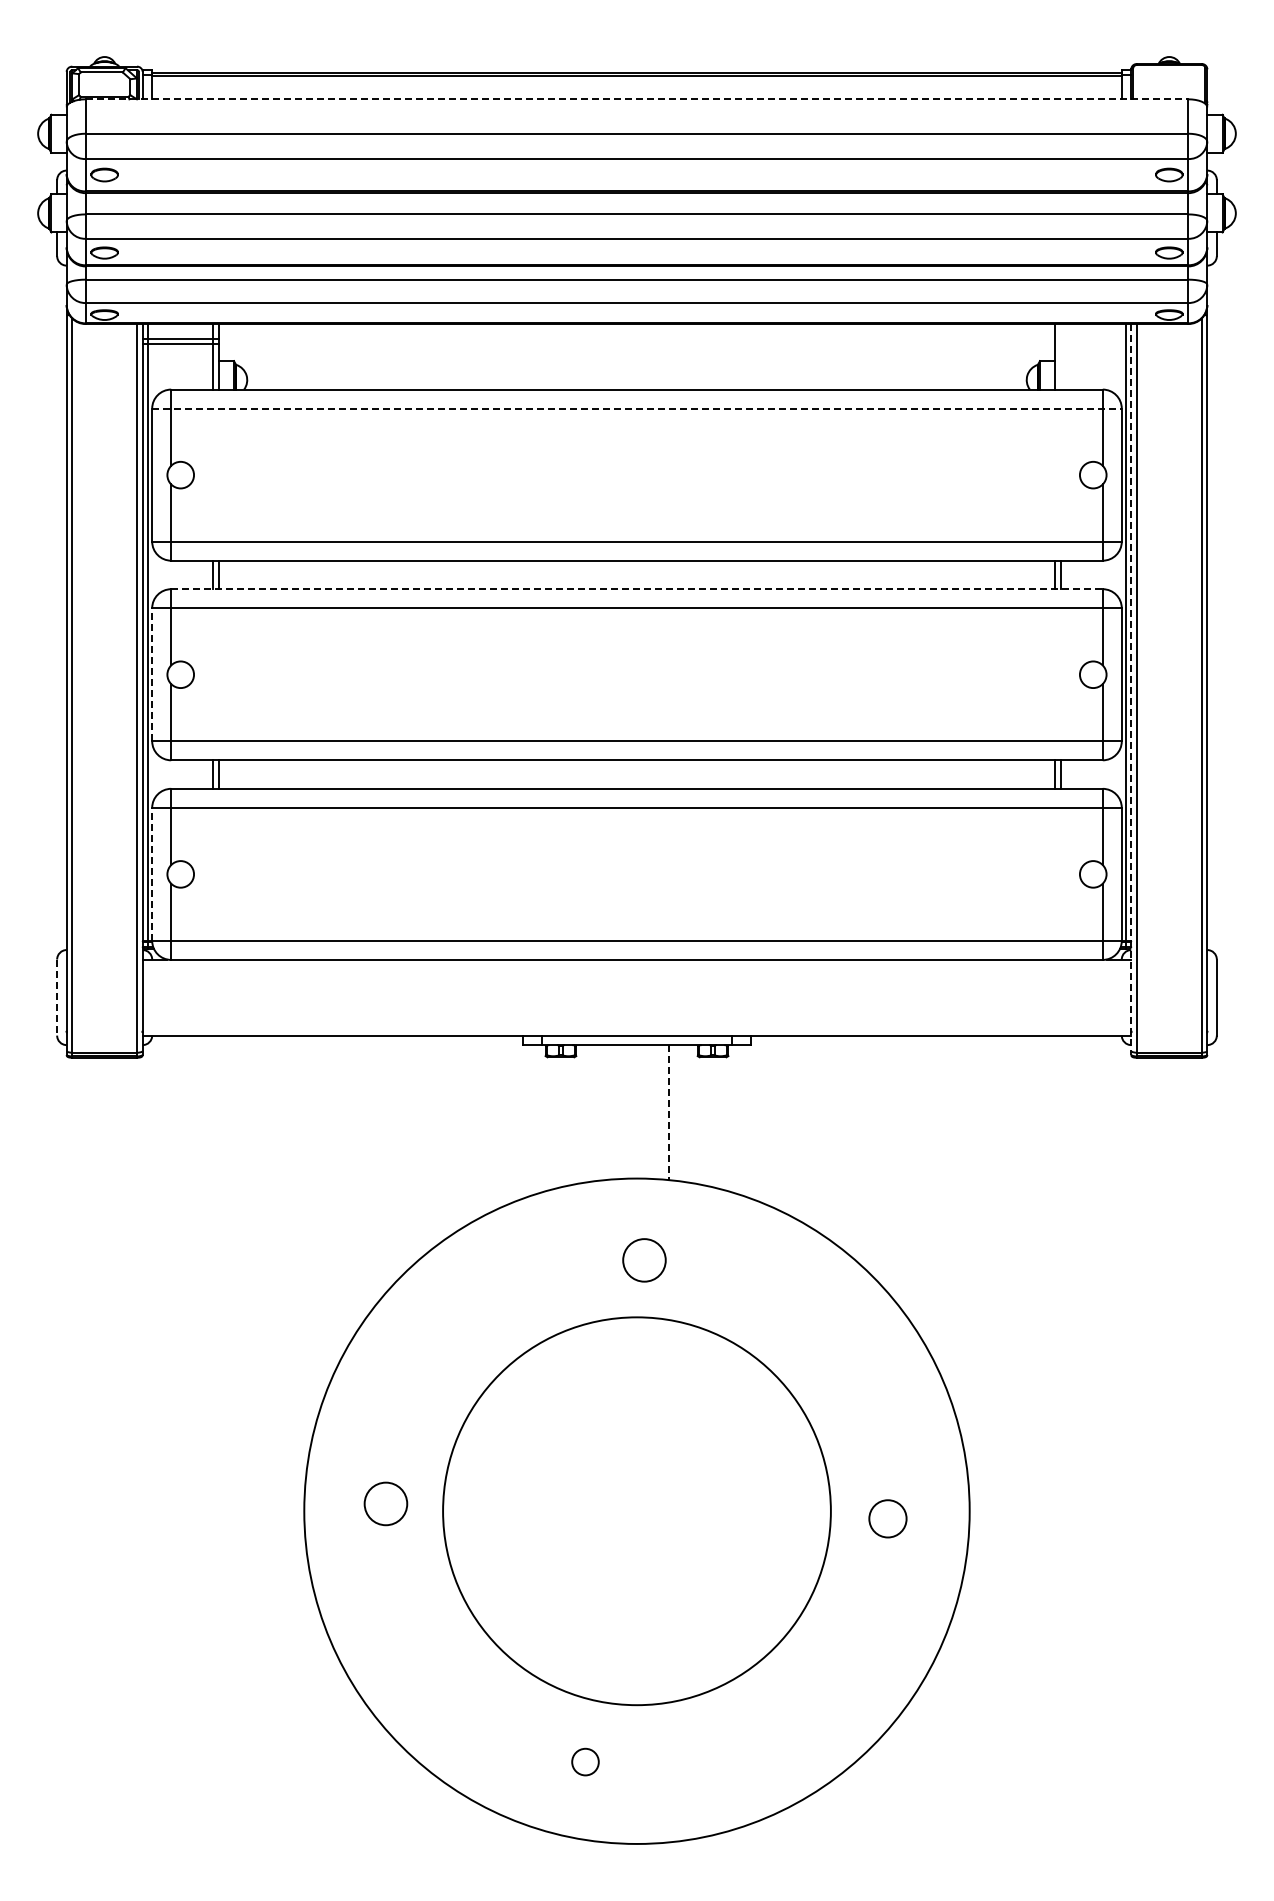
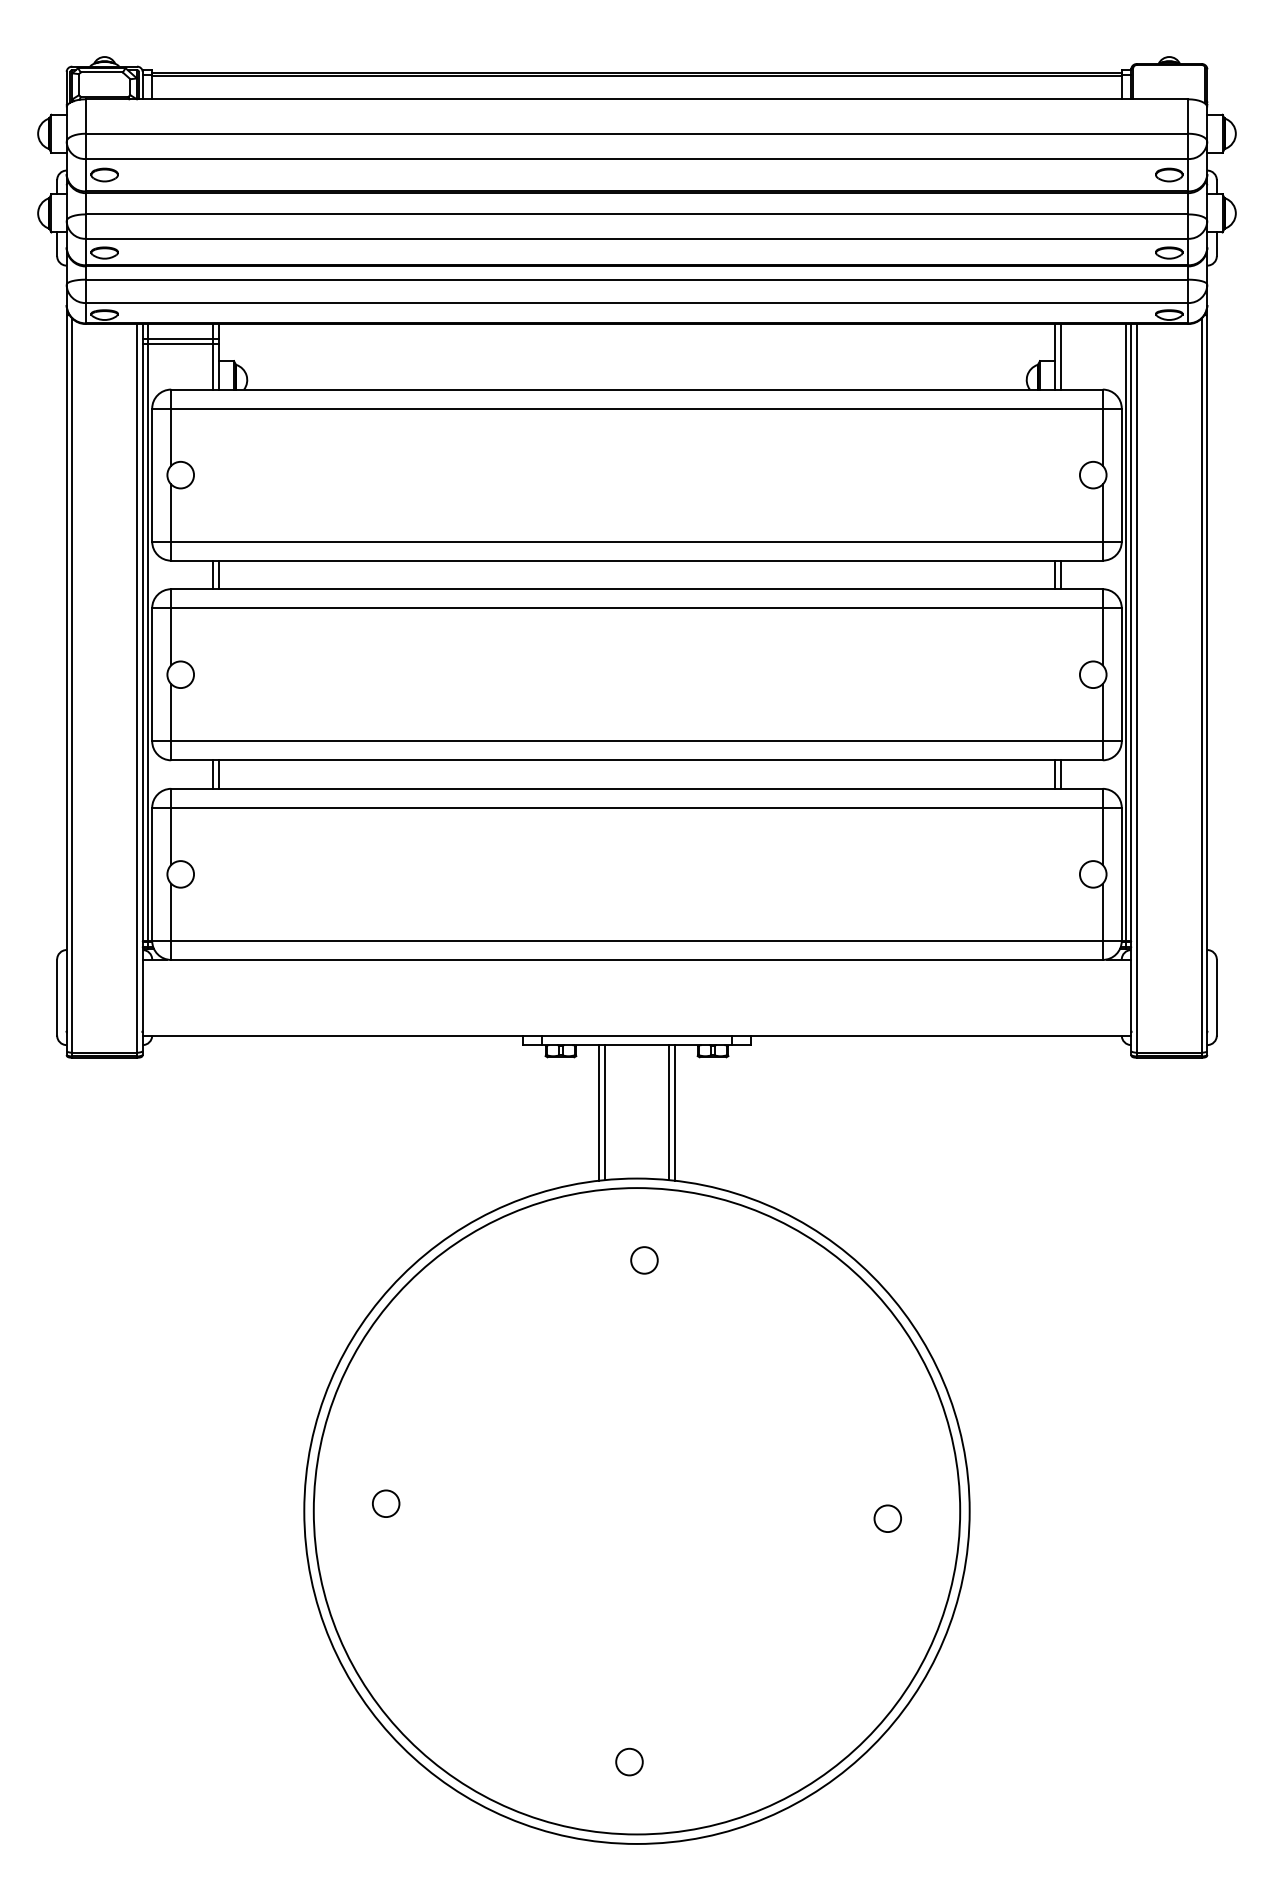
line: dashed -> solid (637, 99)
line: none -> present (1060, 356)
line: dashed -> solid (637, 408)
line: dashed -> solid (637, 589)
line: dashed -> solid (152, 674)
line: dashed -> solid (1131, 689)
line: dashed -> solid (152, 874)
line: dashed -> solid (57, 998)
line: none -> present (598, 1112)
line: none -> present (604, 1112)
line: dashed -> solid (669, 1112)
line: none -> present (675, 1112)
circle size: 45x45 px -> 29x29 px (644, 1260)
circle size: 46x46 px -> 29x29 px (386, 1503)
circle diameter: 388 px -> 646 px (636, 1511)
circle size: 40x40 px -> 29x29 px (887, 1518)
circle position: (585, 1761) -> (629, 1761) (629, 1761)
